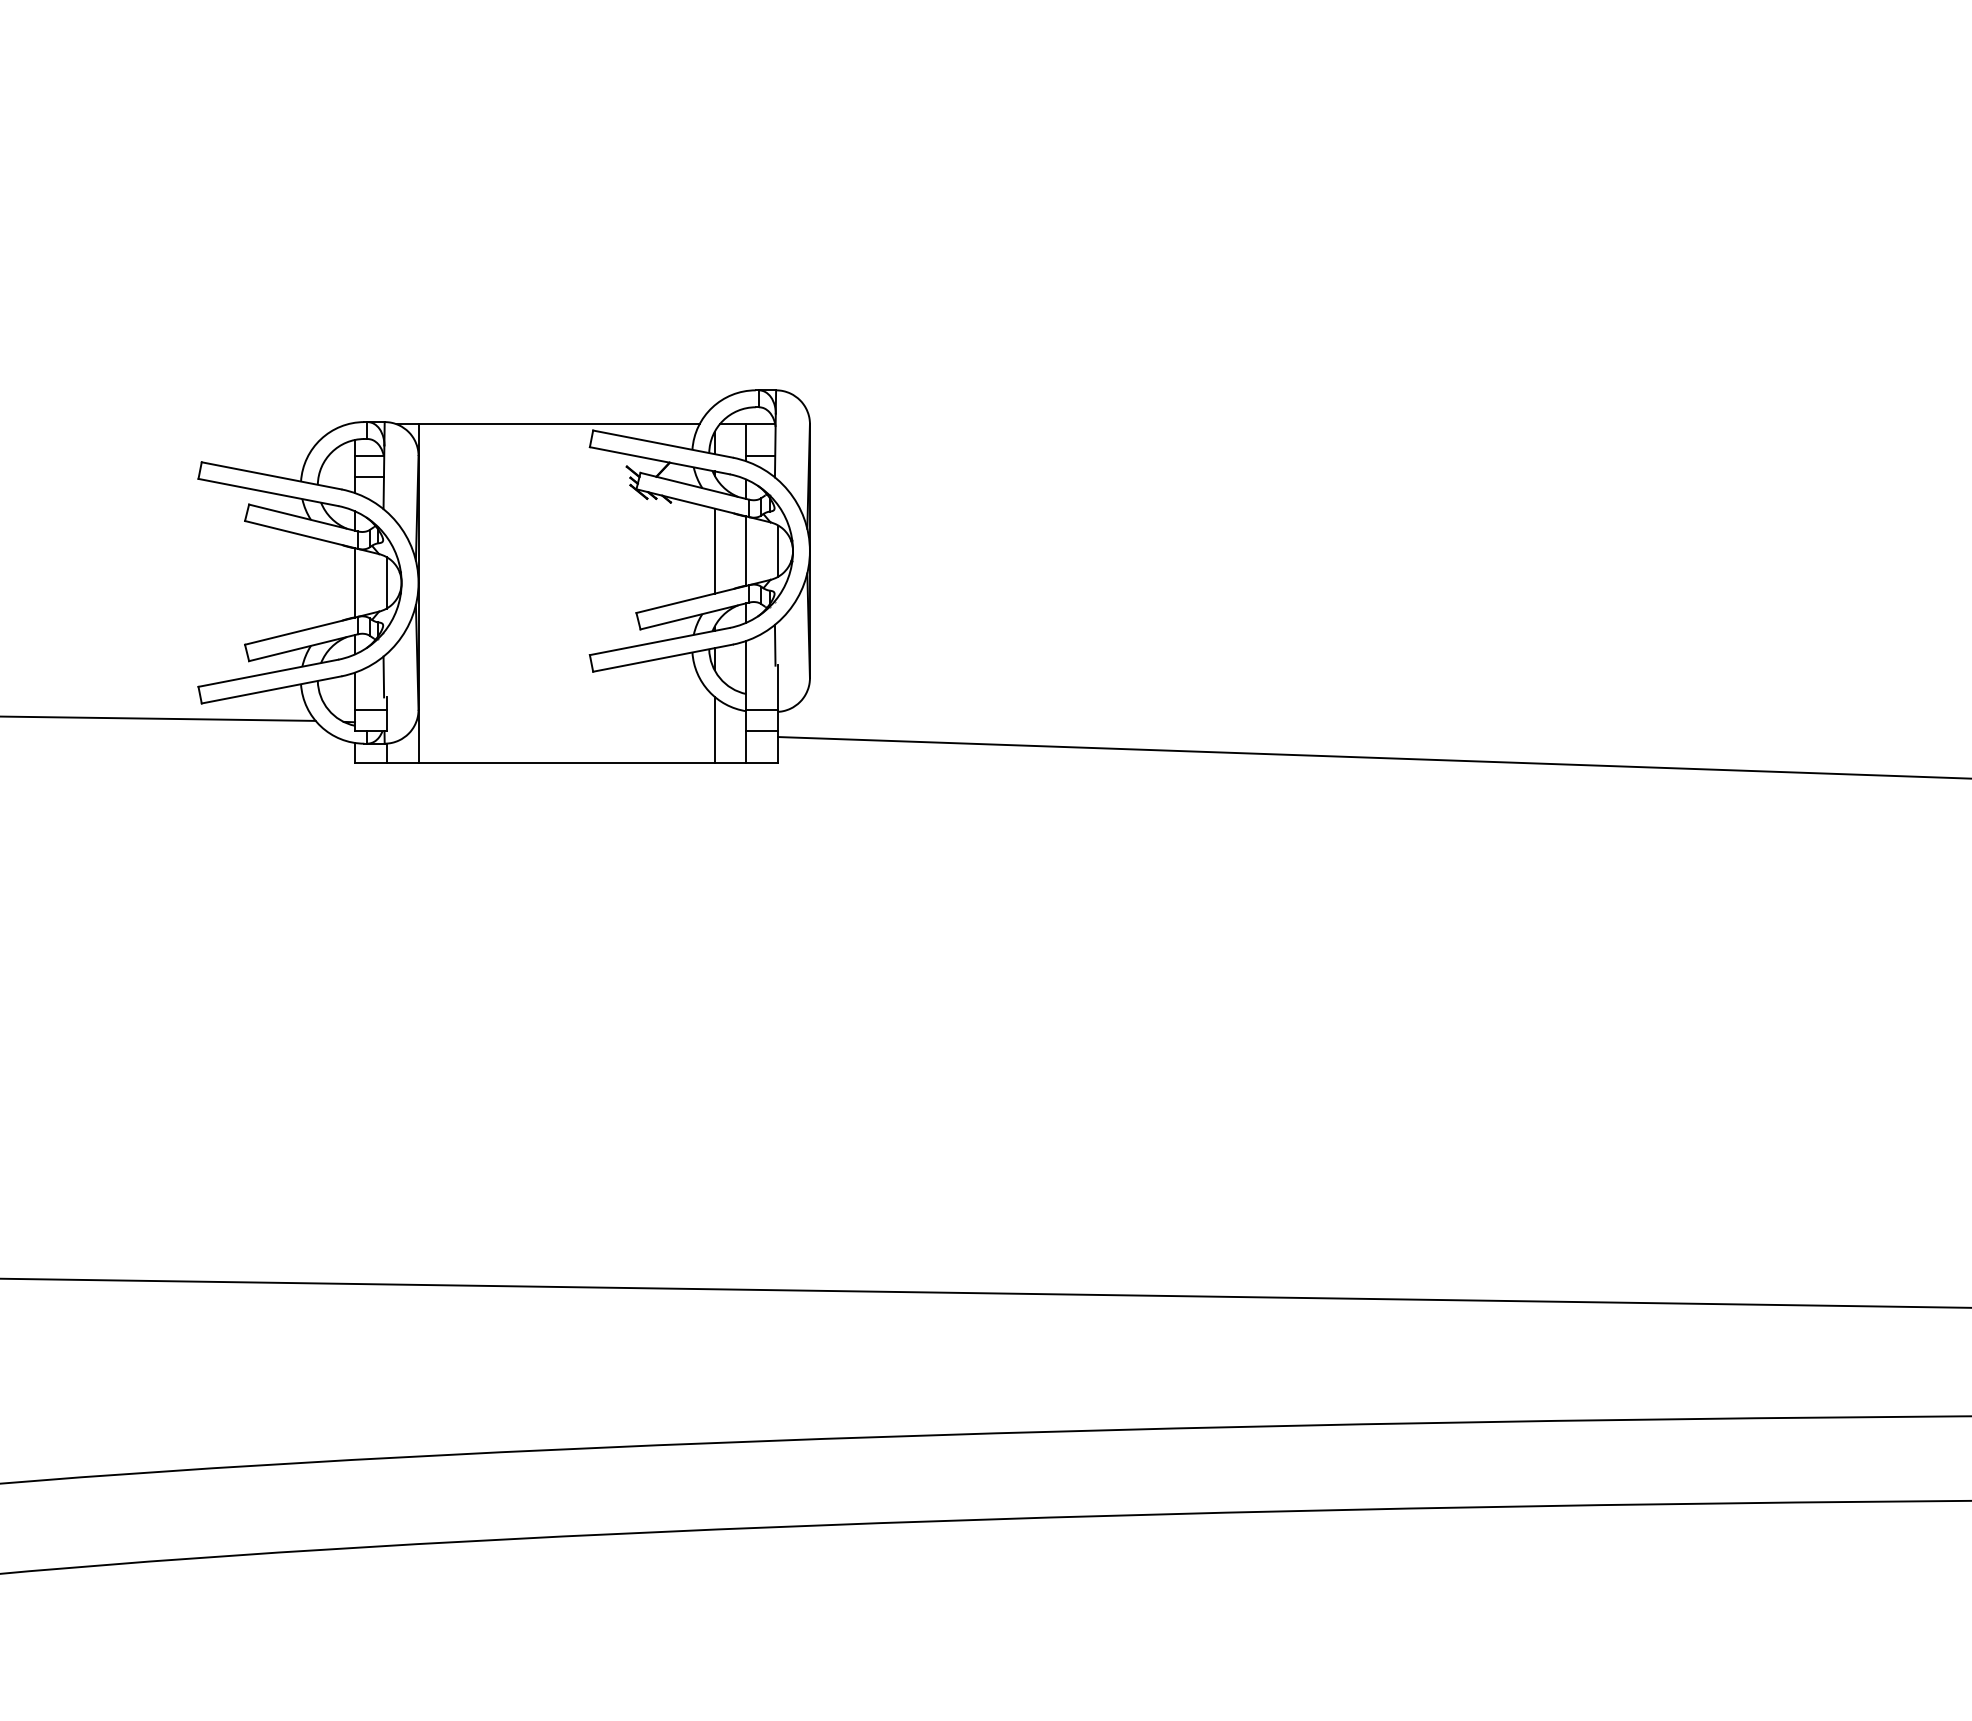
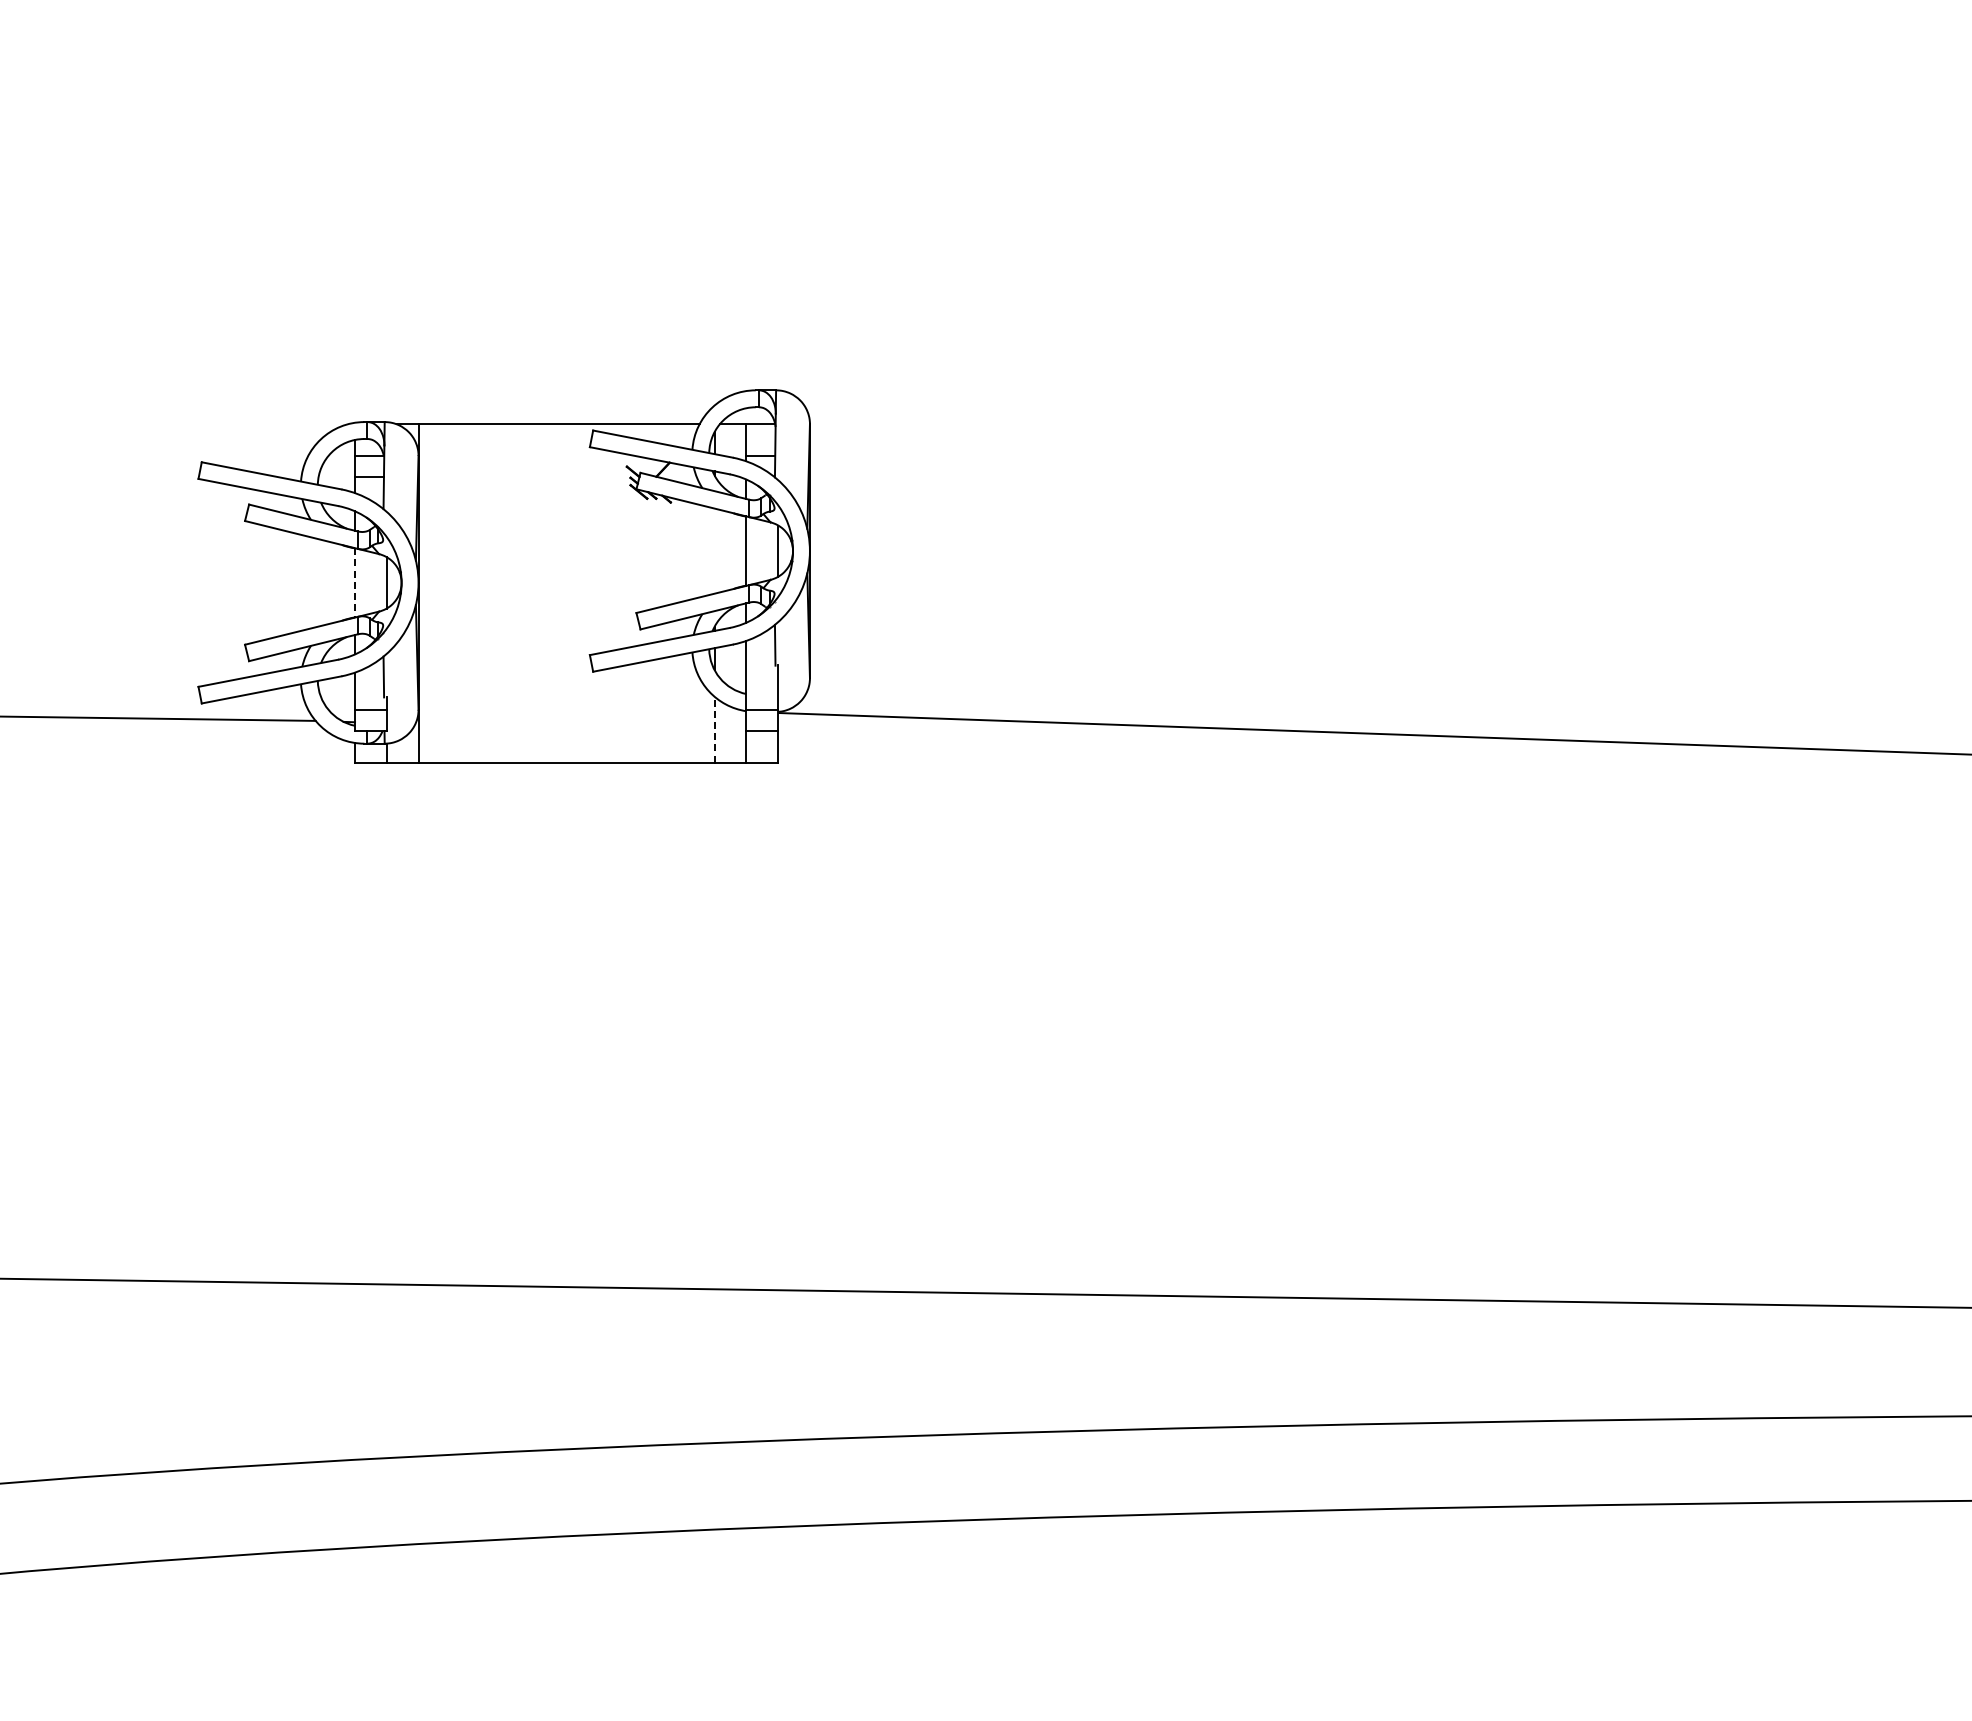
line: present -> none (714, 550)
line: solid -> dashed (355, 582)
line: solid -> dashed (714, 729)
line position: (1373, 757) -> (1373, 733) (1373, 733)
